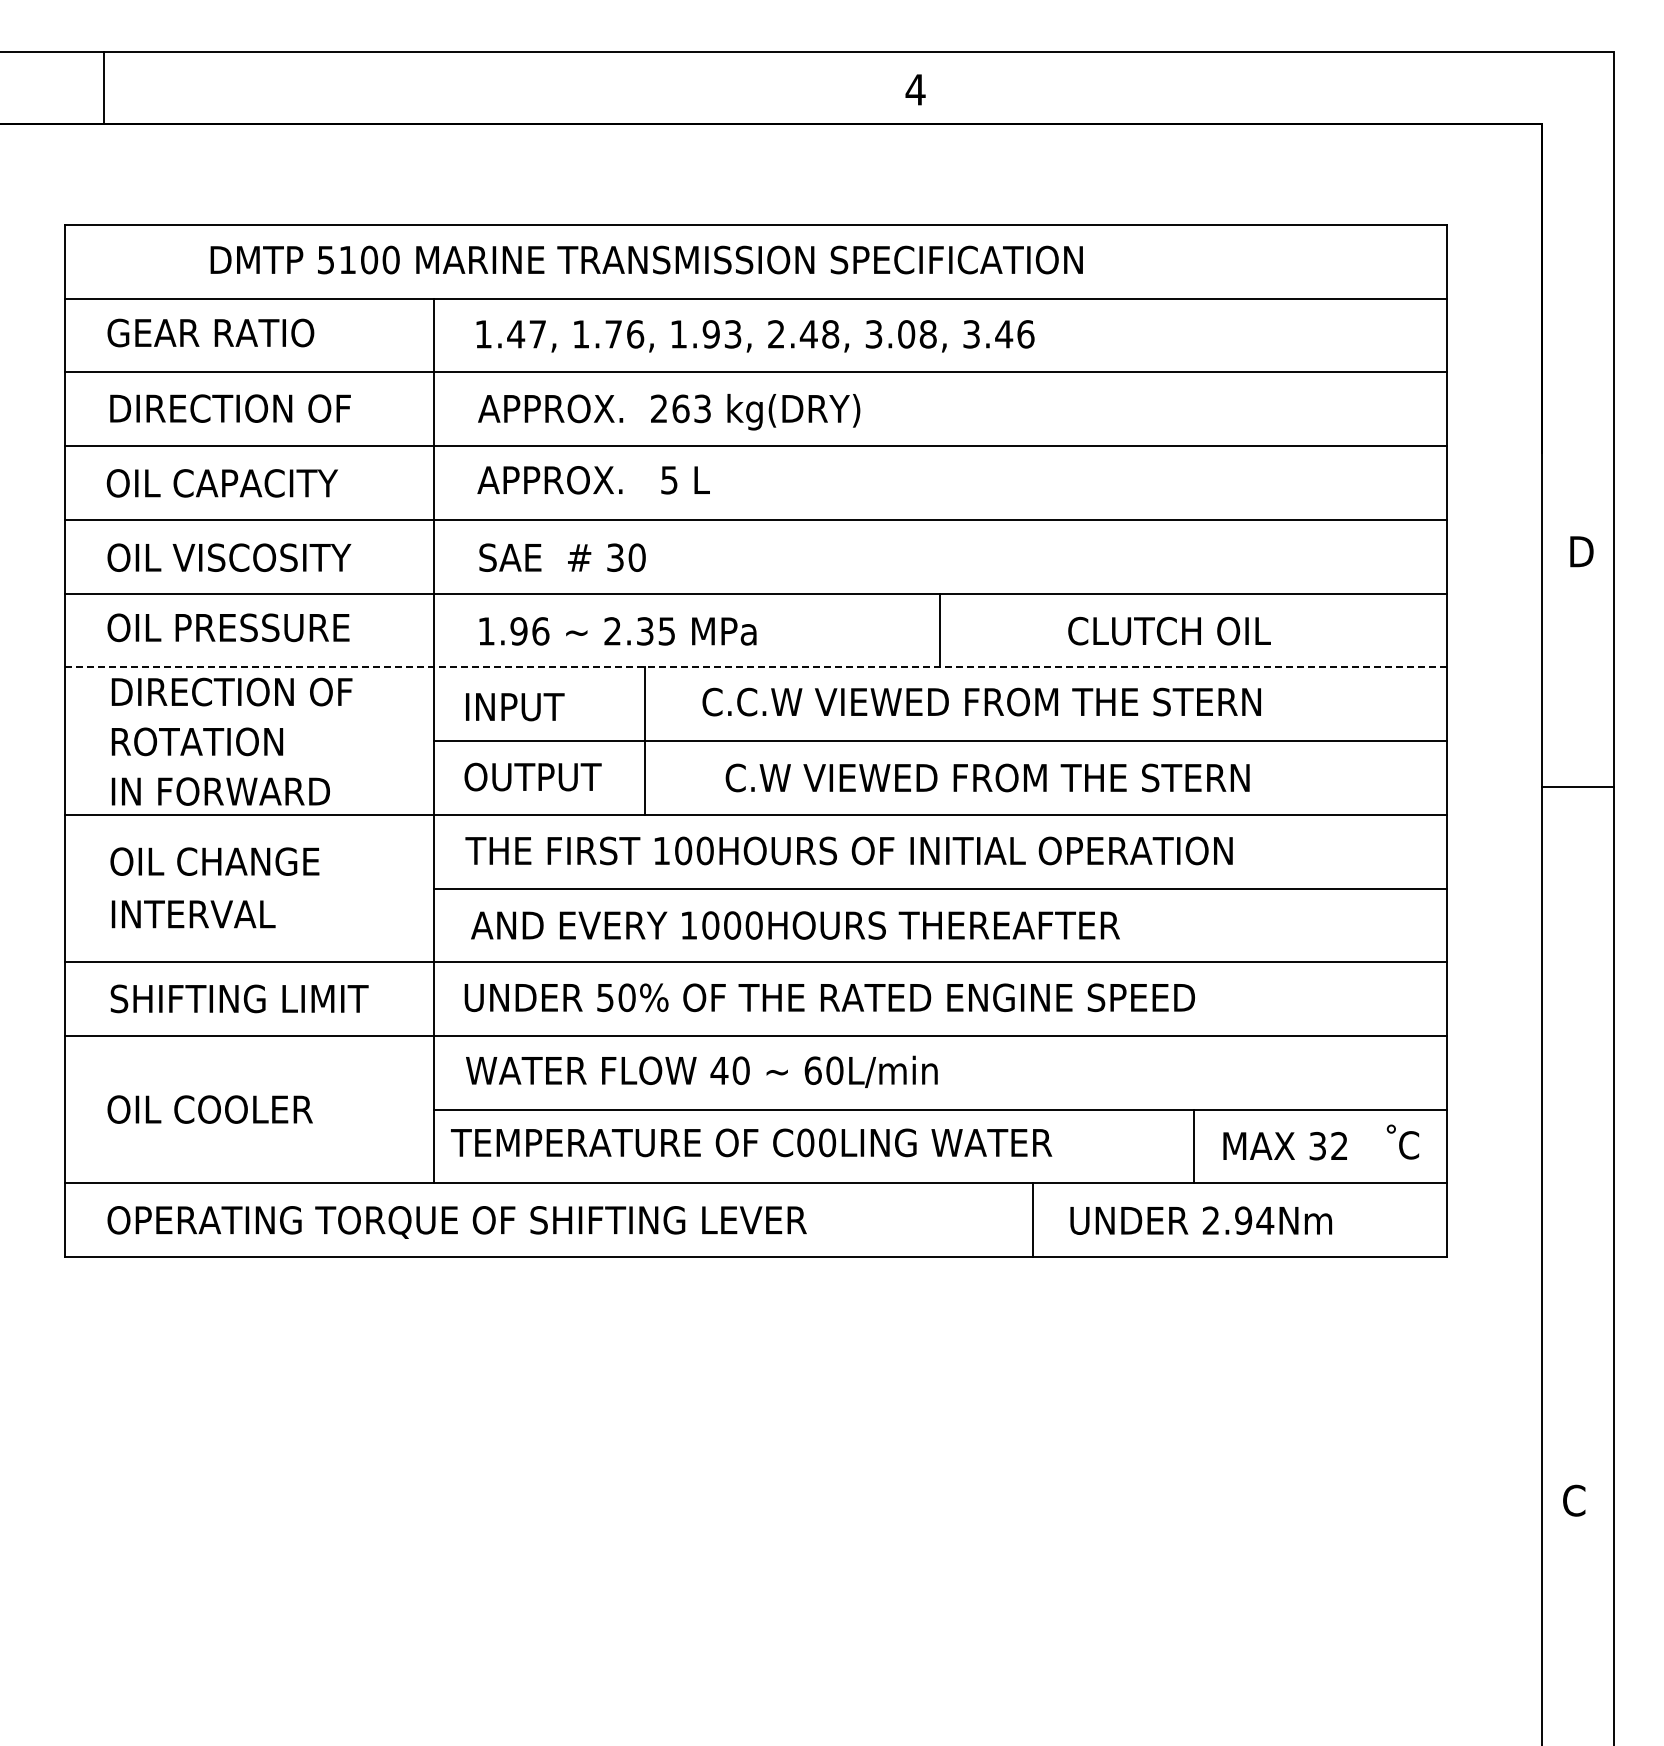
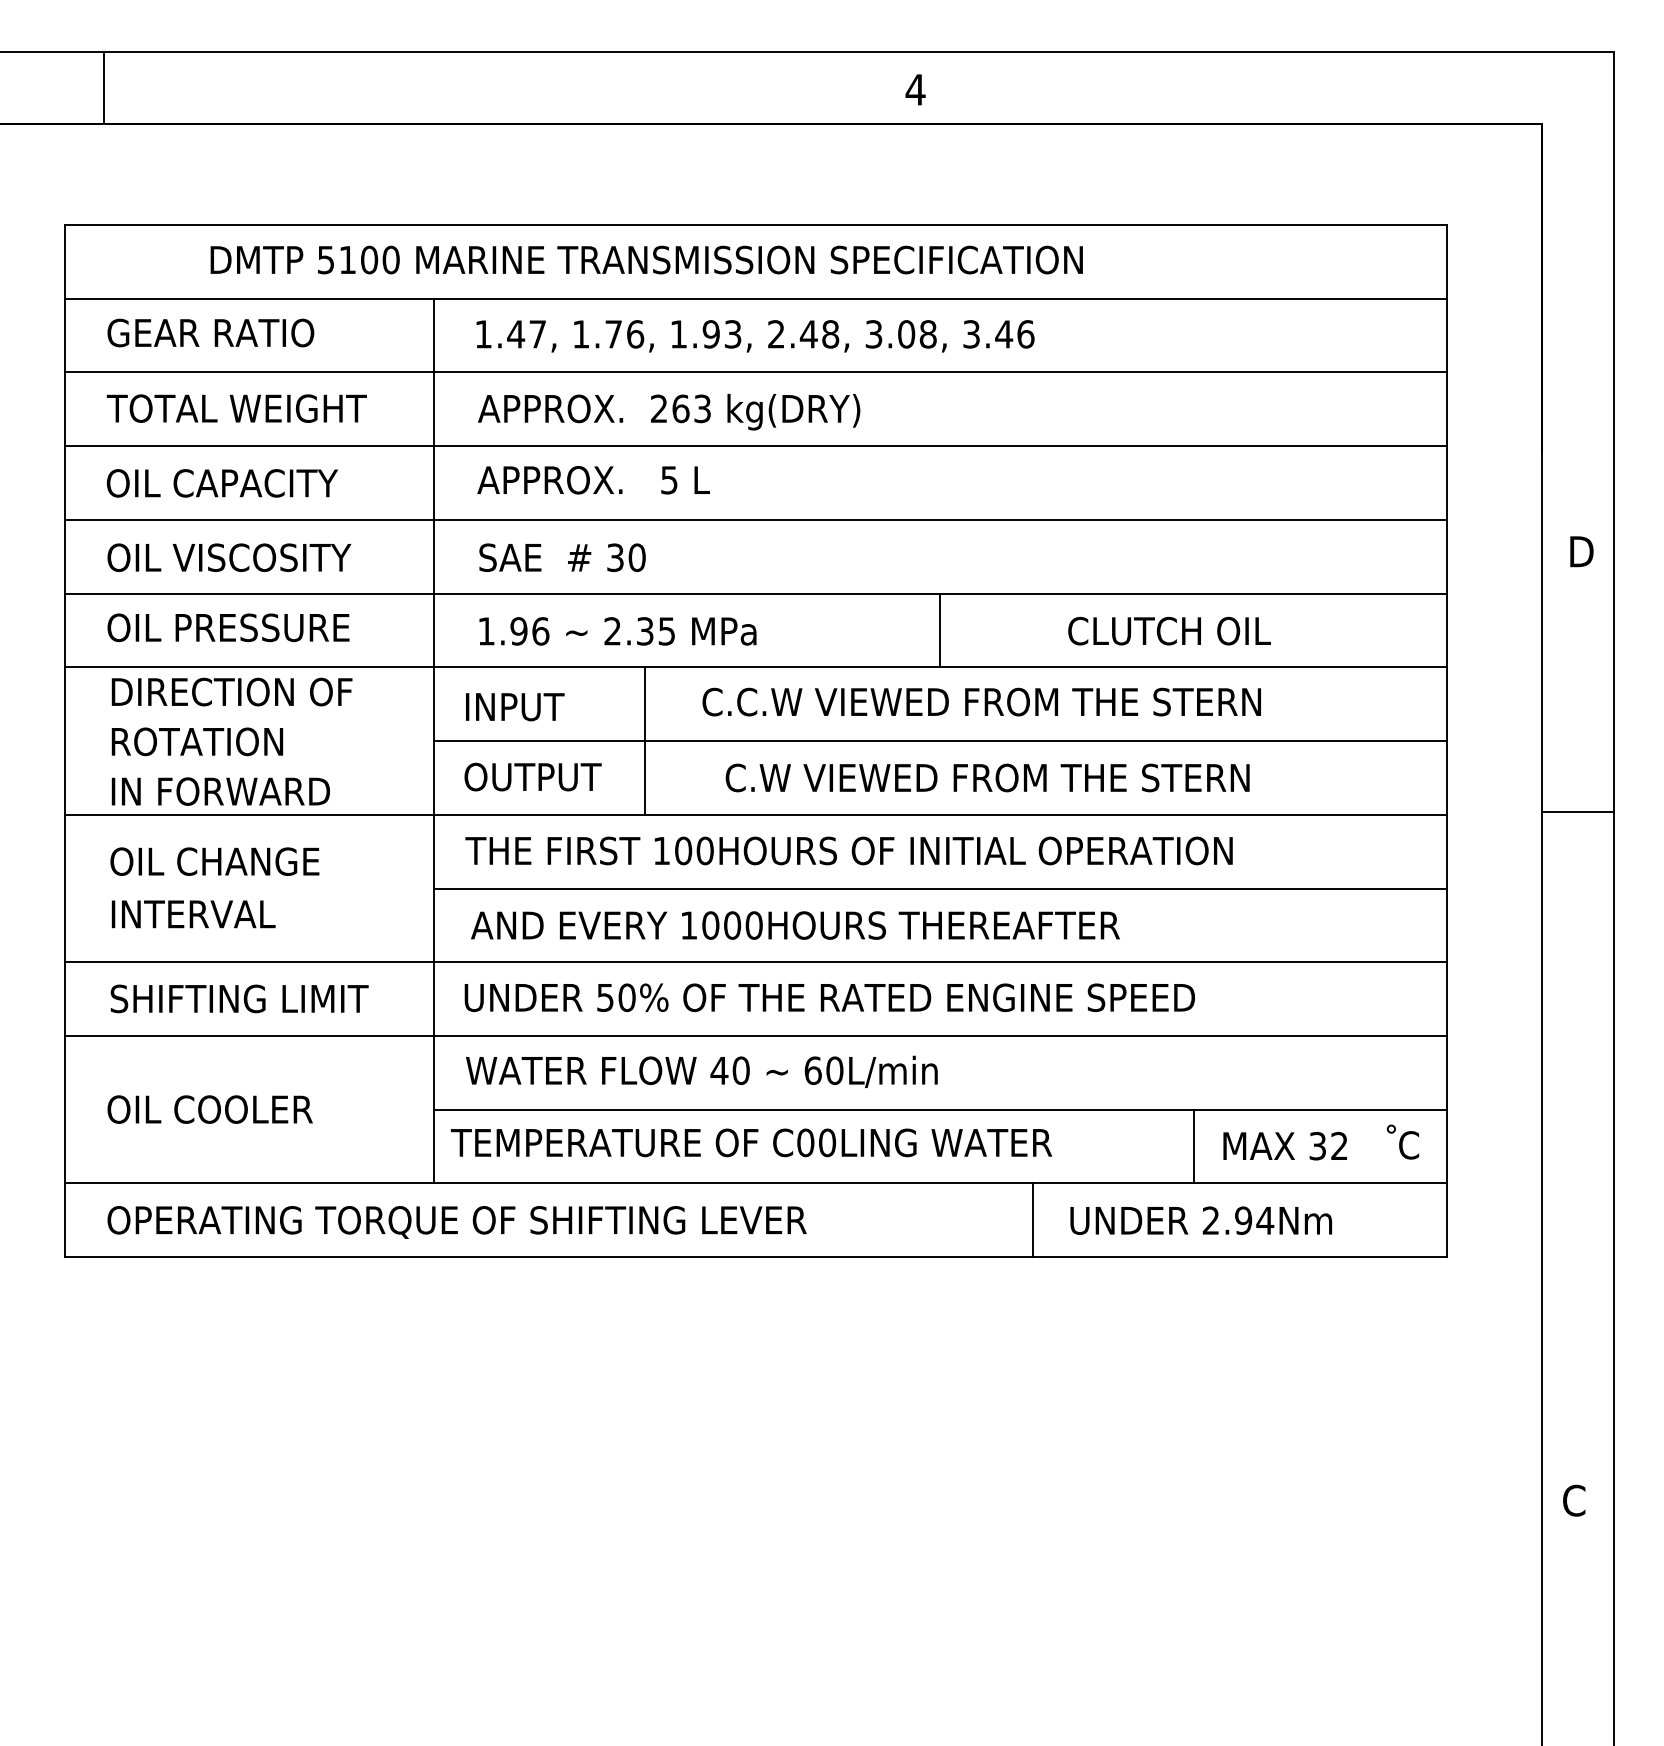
text: DIRECTION OF -> TOTAL WEIGHT (236, 408)
line: dashed -> solid (756, 667)
line position: (1578, 787) -> (1578, 812) (1578, 812)
